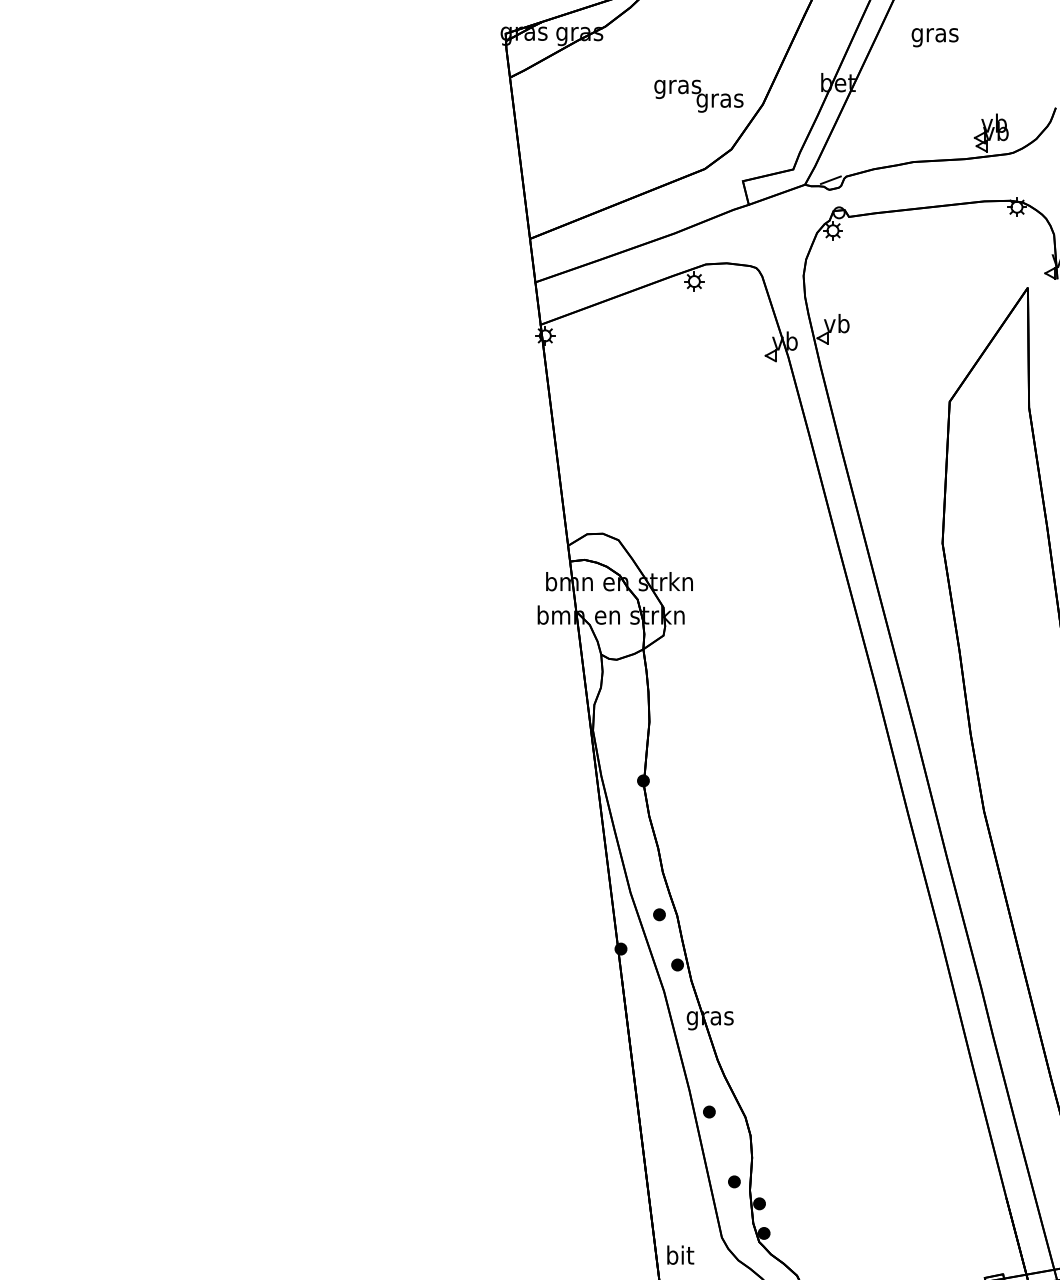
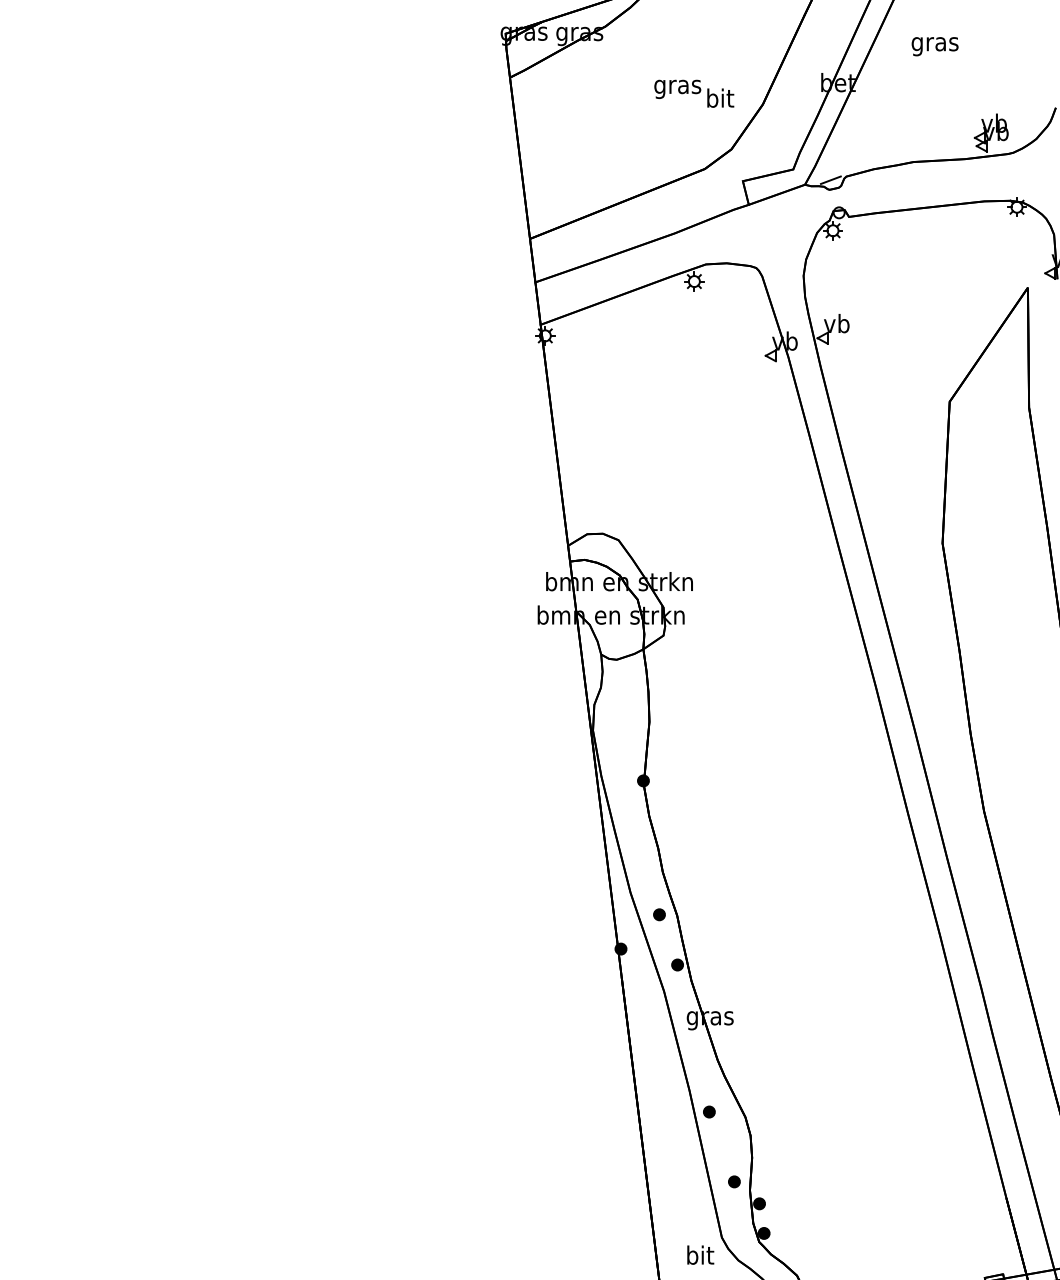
text position: (934, 37) -> (934, 46) (934, 46)
text: gras -> bit (719, 100)
text position: (680, 1254) -> (700, 1254) (700, 1254)
